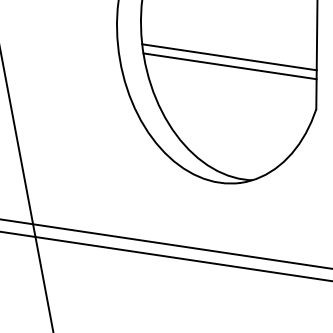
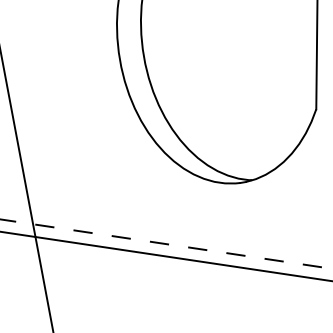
line: present -> none (229, 57)
line: present -> none (229, 66)
line: solid -> dashed (165, 244)
